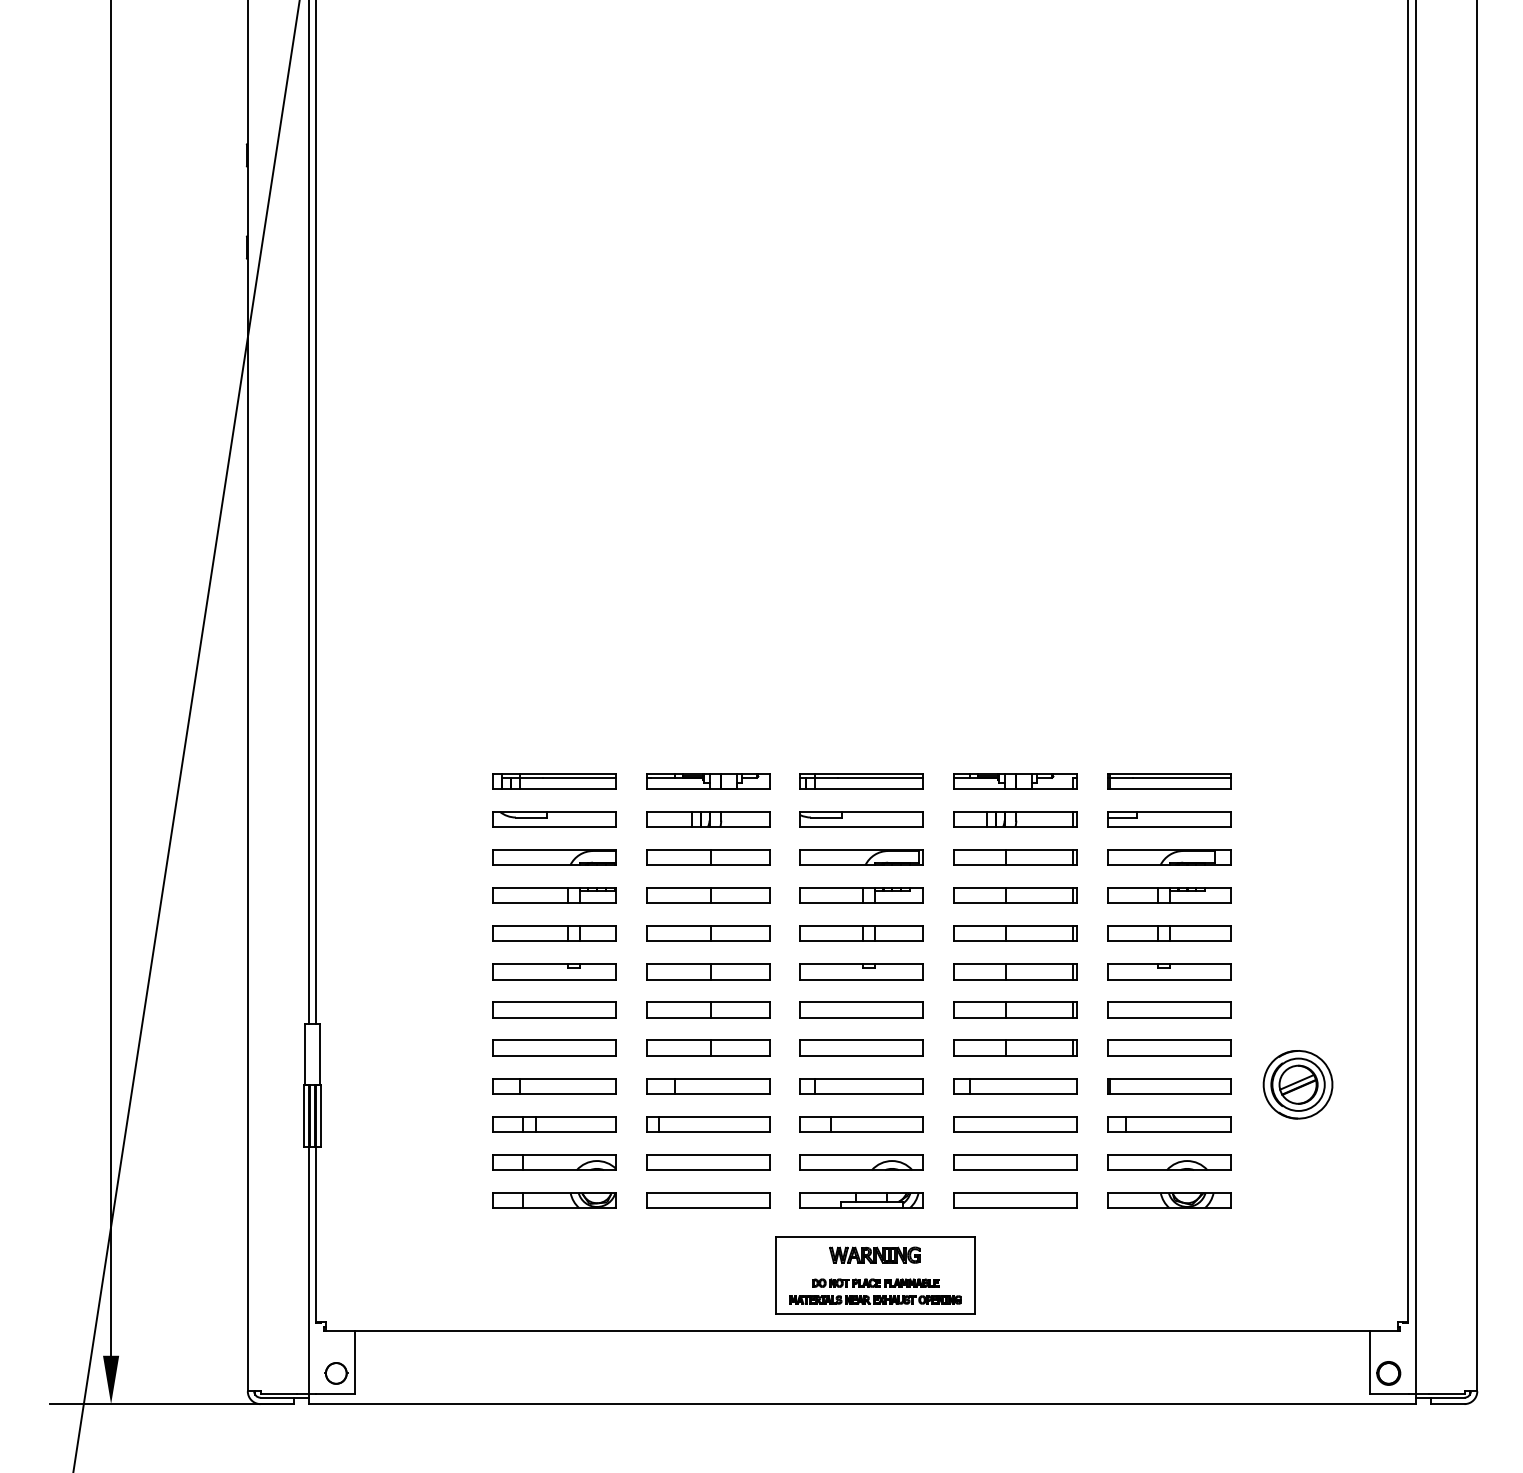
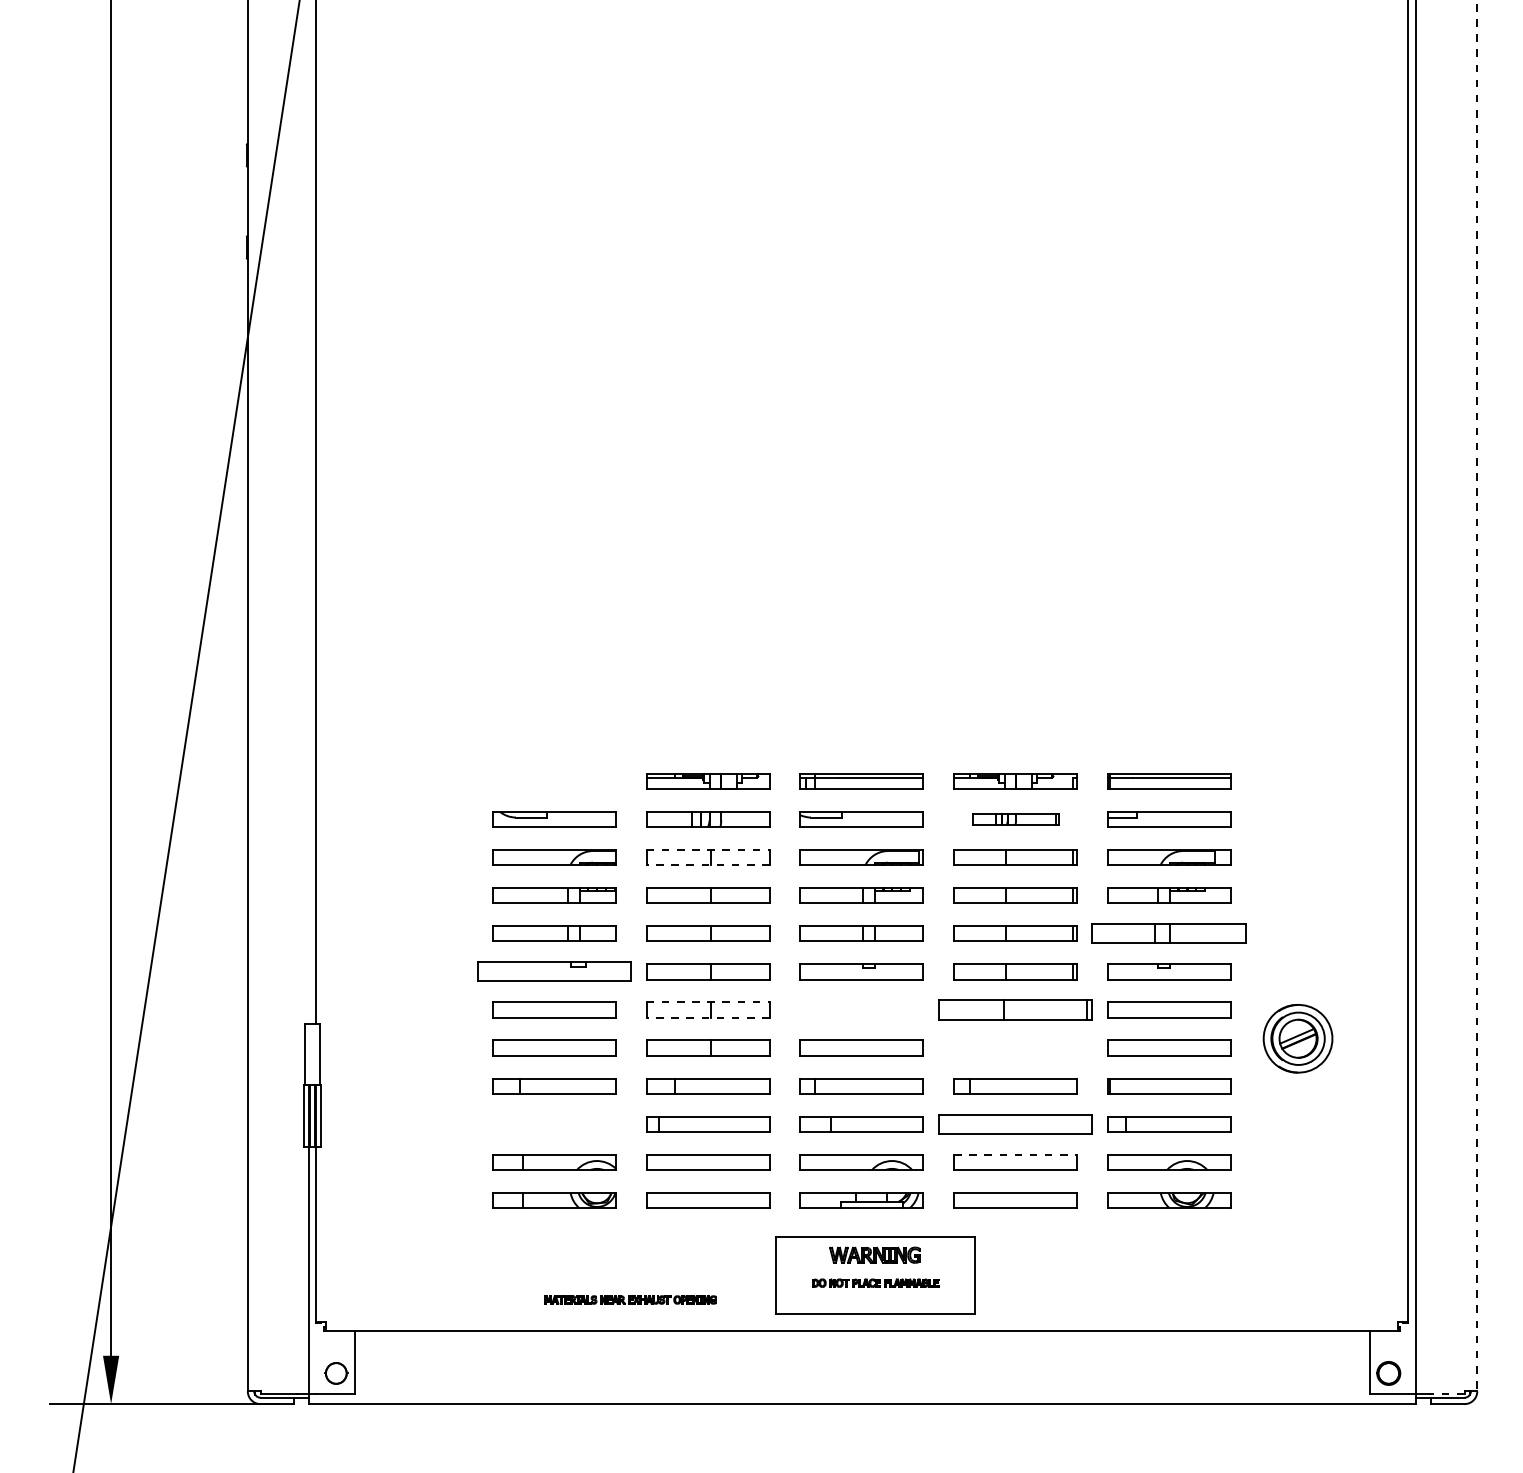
line: present -> none (309, 512)
line: solid -> dashed (1477, 696)
part: present -> none (554, 781)
part size: 125x17 px -> 88x13 px (1015, 819)
line: solid -> dashed (708, 849)
line: solid -> dashed (707, 865)
part size: 125x17 px -> 156x21 px (1168, 933)
part size: 125x18 px -> 155x21 px (554, 971)
line: solid -> dashed (708, 1002)
part: present -> none (861, 1009)
part size: 125x18 px -> 155x22 px (1015, 1009)
line: solid -> dashed (707, 1017)
part: present -> none (1015, 1047)
part position: (1297, 1084) -> (1297, 1038) (1297, 1038)
part: present -> none (554, 1124)
part size: 125x17 px -> 155x21 px (1015, 1124)
line: solid -> dashed (1016, 1154)
part position: (875, 1299) -> (630, 1299) (630, 1299)
line: solid -> dashed (1446, 1393)
